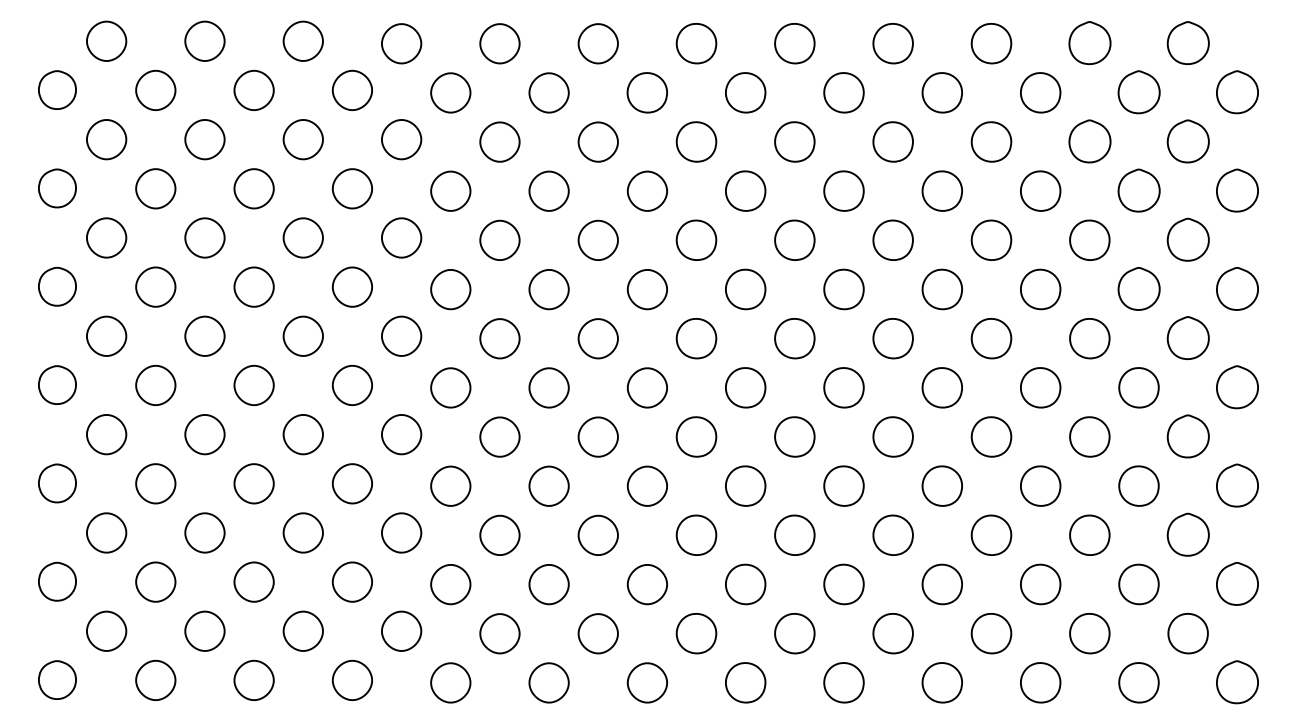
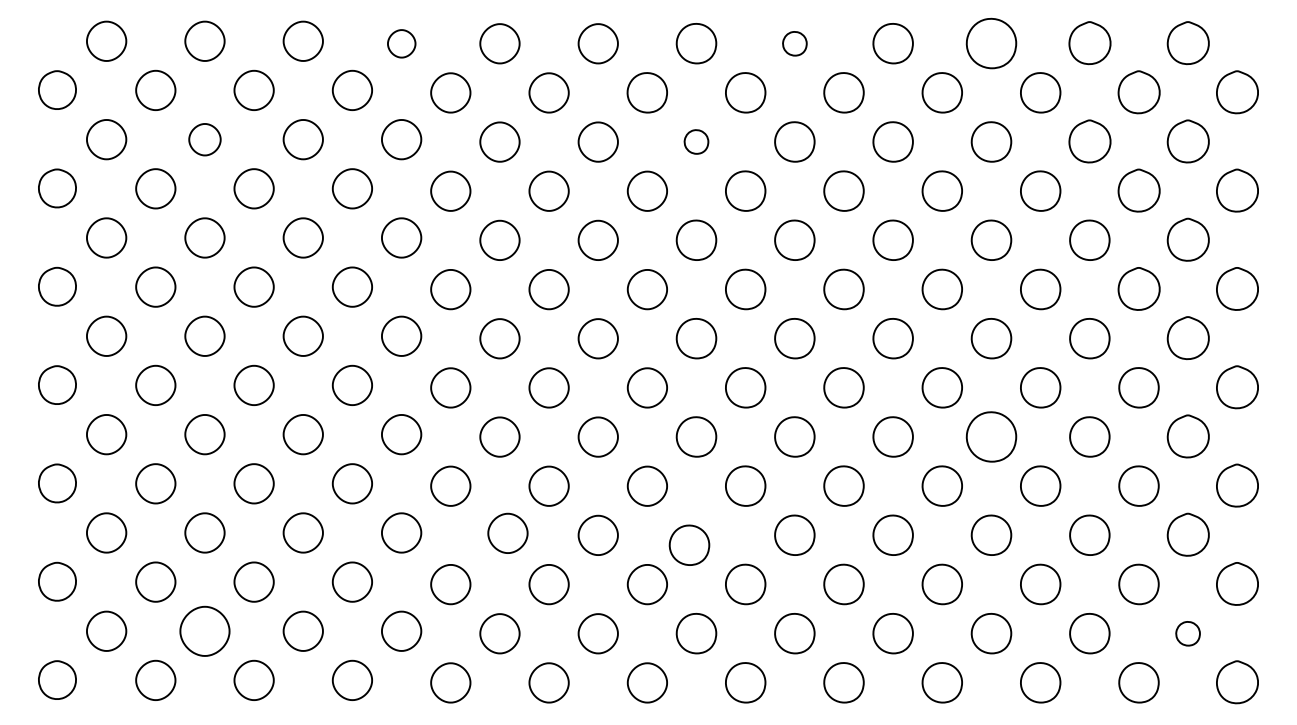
part size: 42x42 px -> 30x30 px (401, 43)
part size: 42x42 px -> 26x26 px (794, 43)
part size: 43x42 px -> 53x53 px (991, 43)
part size: 42x42 px -> 34x34 px (204, 139)
part size: 43x42 px -> 27x26 px (696, 141)
part size: 43x42 px -> 53x52 px (991, 436)
part position: (499, 534) -> (507, 532) (507, 532)
part position: (696, 534) -> (689, 544) (689, 544)
part size: 42x42 px -> 52x52 px (204, 630)
part size: 42x42 px -> 26x26 px (1187, 633)
